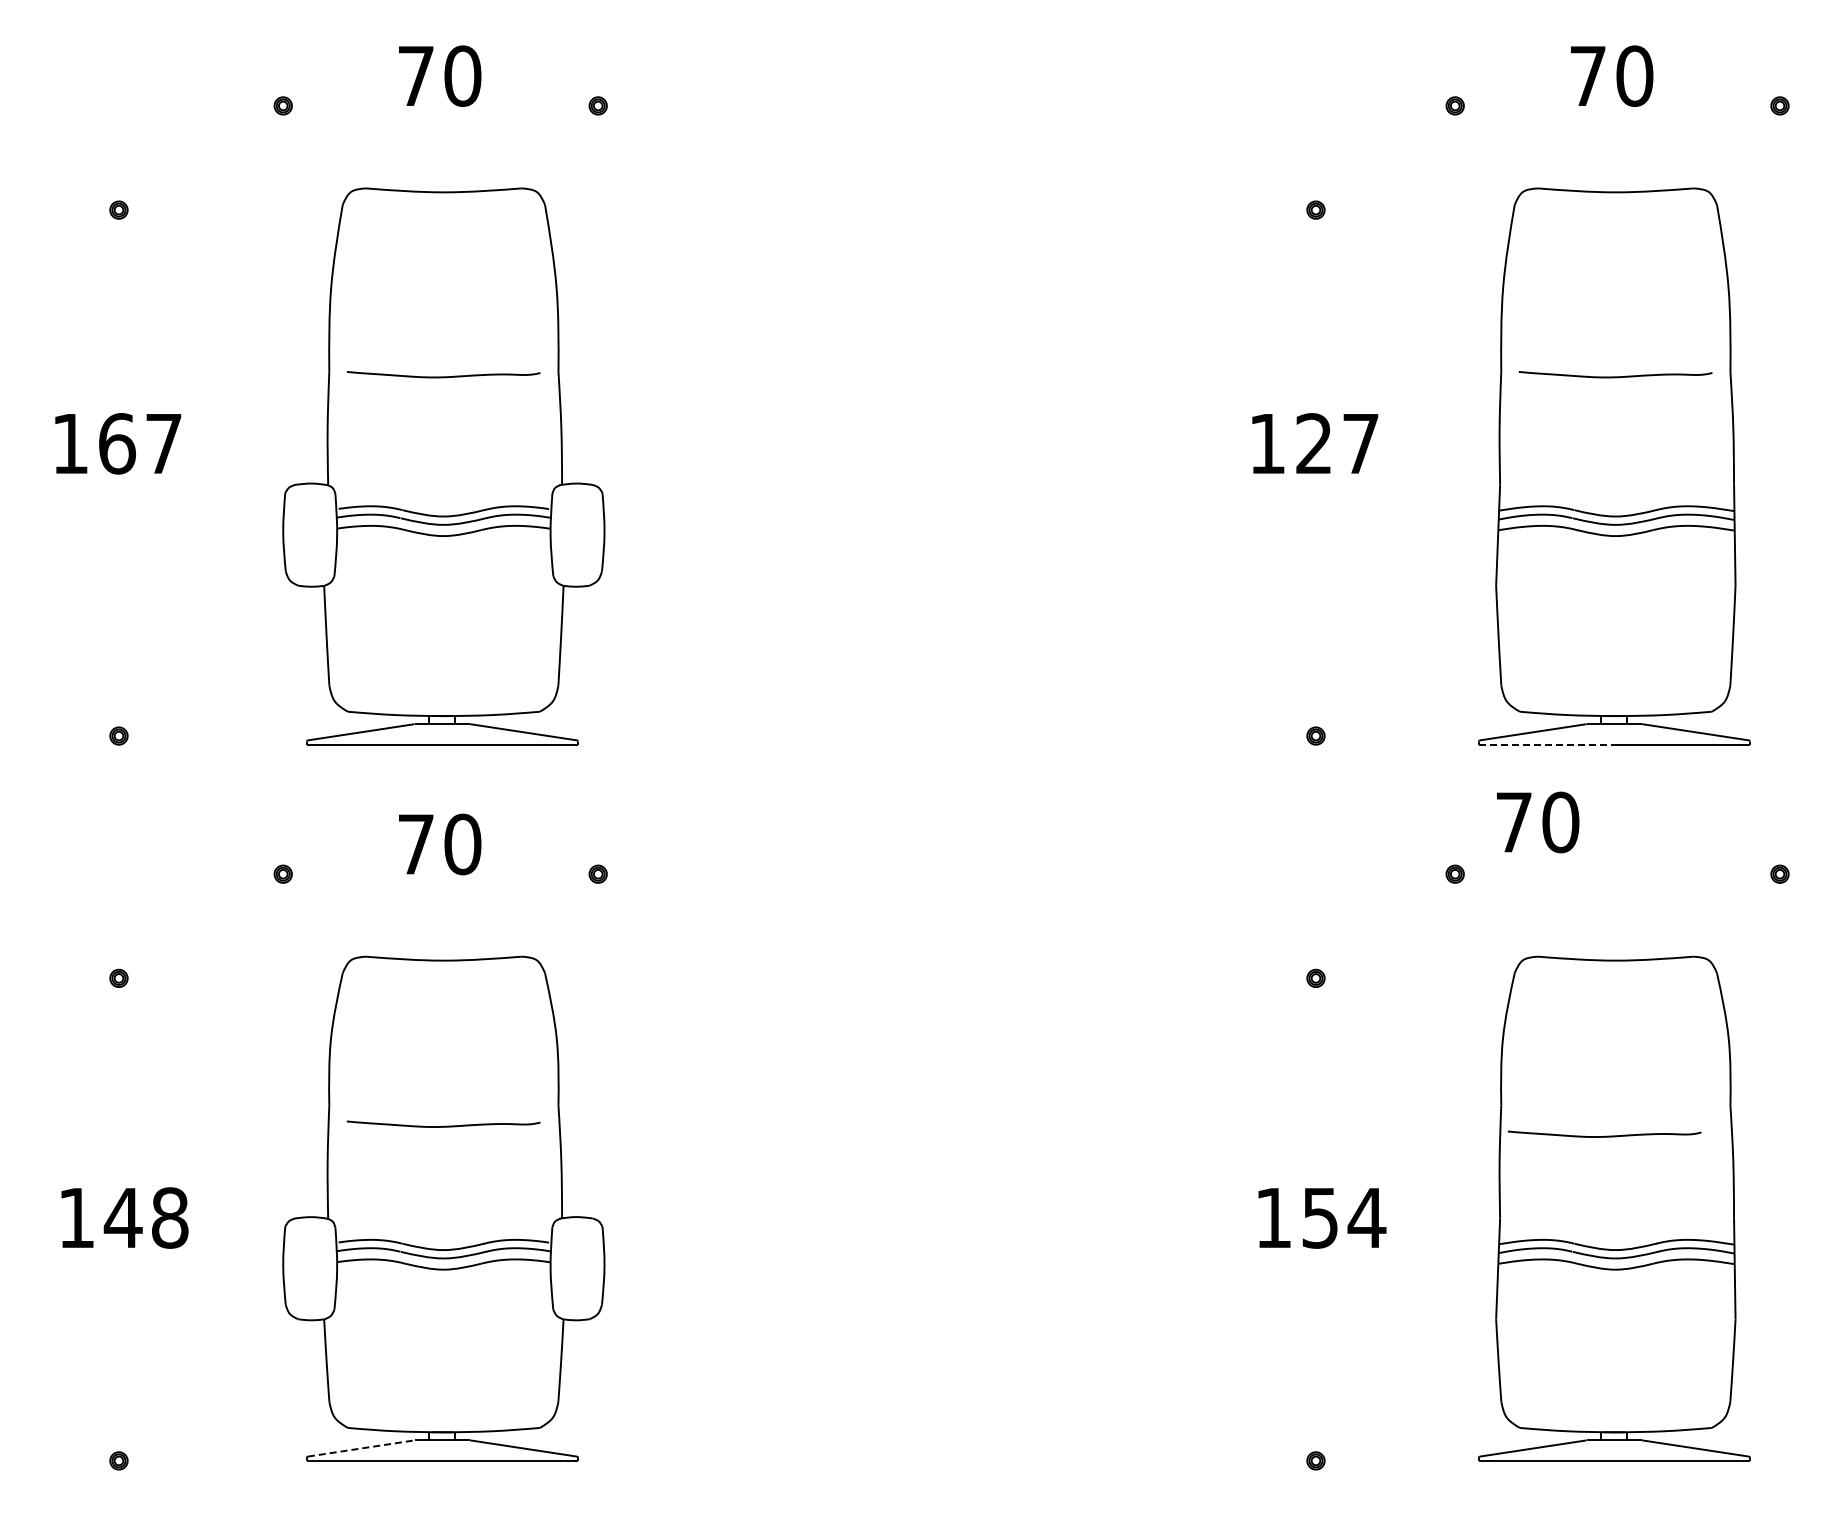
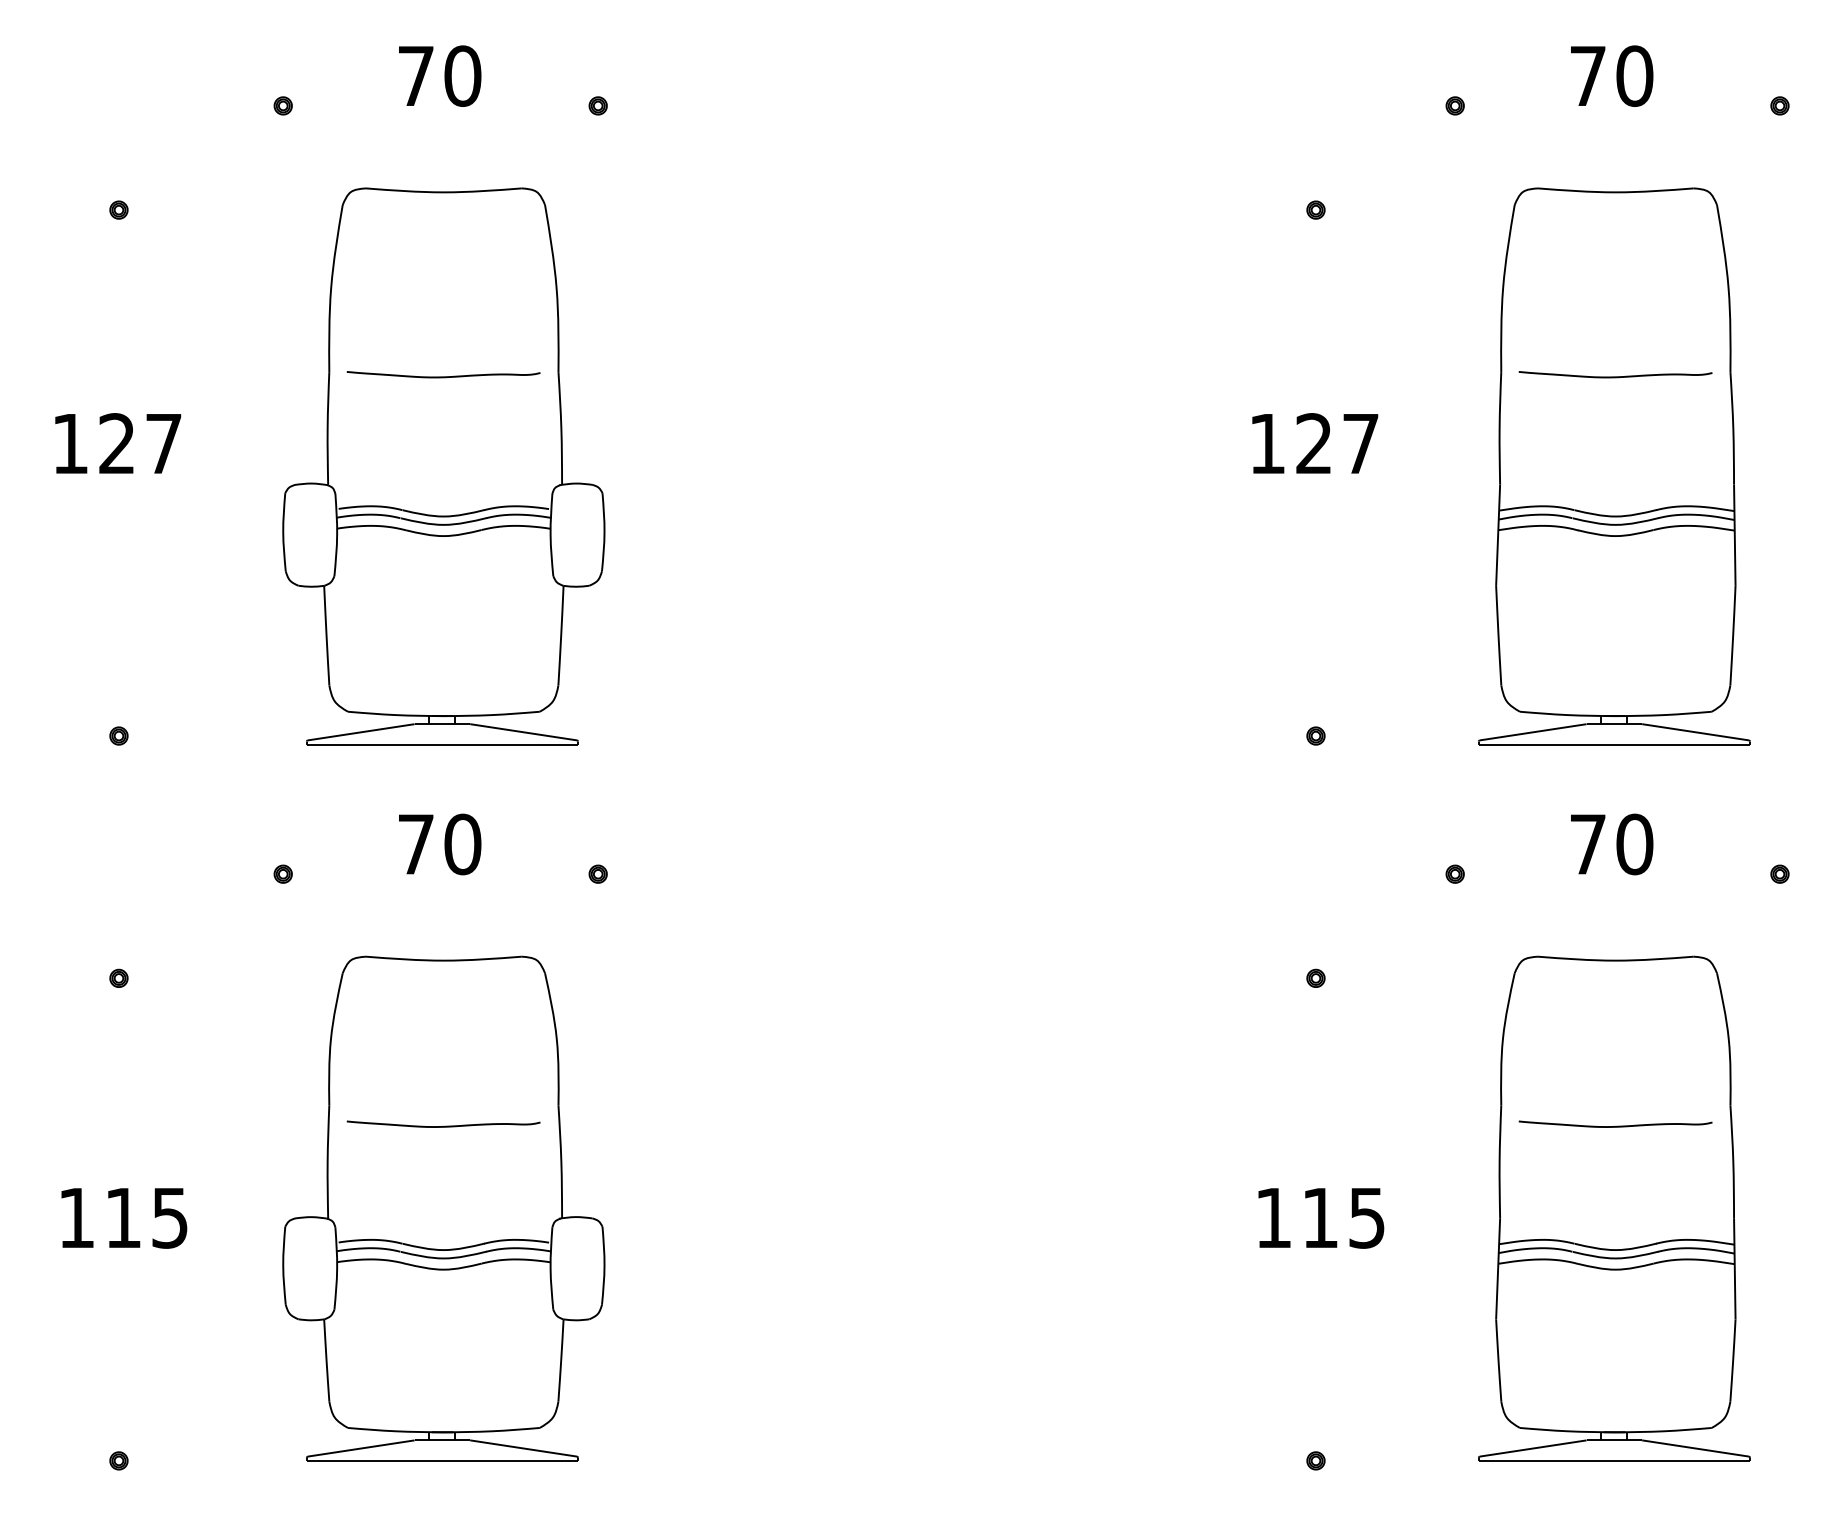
text: 167 -> 127 (117, 443)
line: dashed -> solid (1546, 744)
text position: (1538, 822) -> (1612, 844) (1612, 844)
curve position: (1605, 1135) -> (1616, 1125) (1616, 1125)
text: 148 -> 115 (145, 1217)
text: 154 -> 115 (1344, 1218)
line: dashed -> solid (361, 1448)
